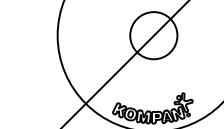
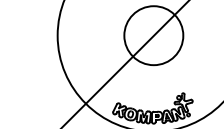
circle diameter: 47 px -> 59 px (153, 35)
